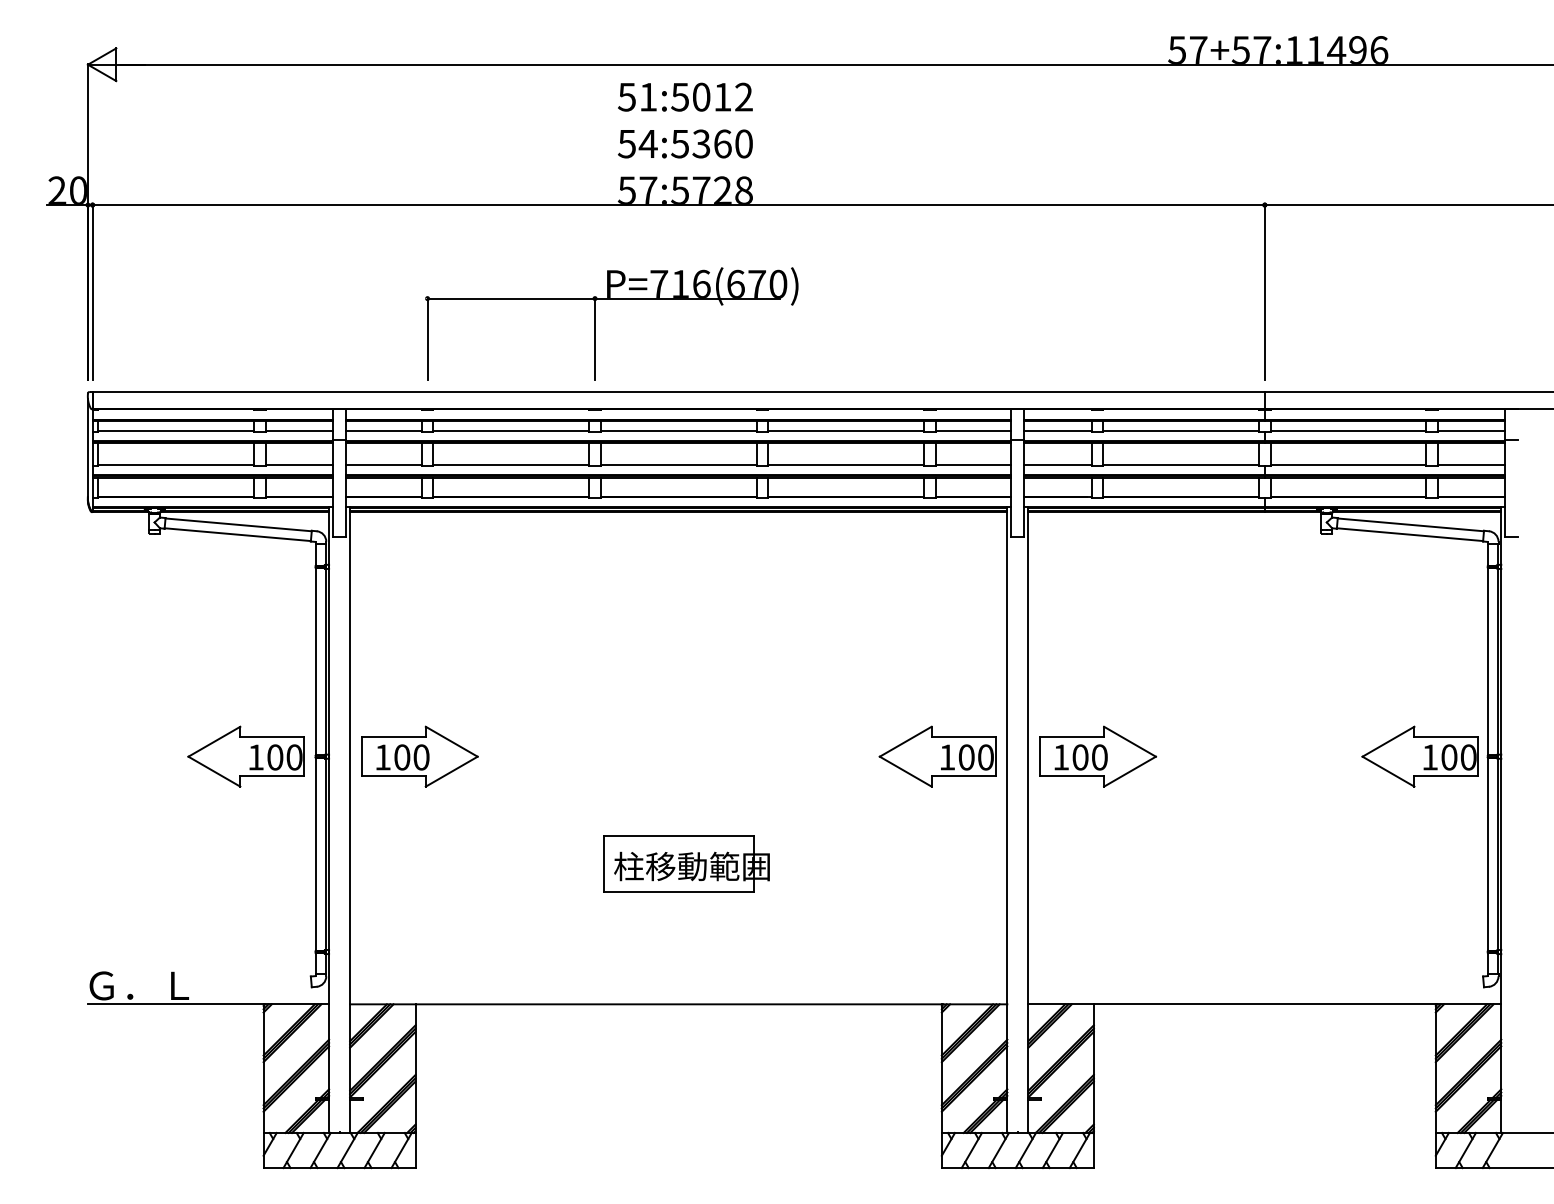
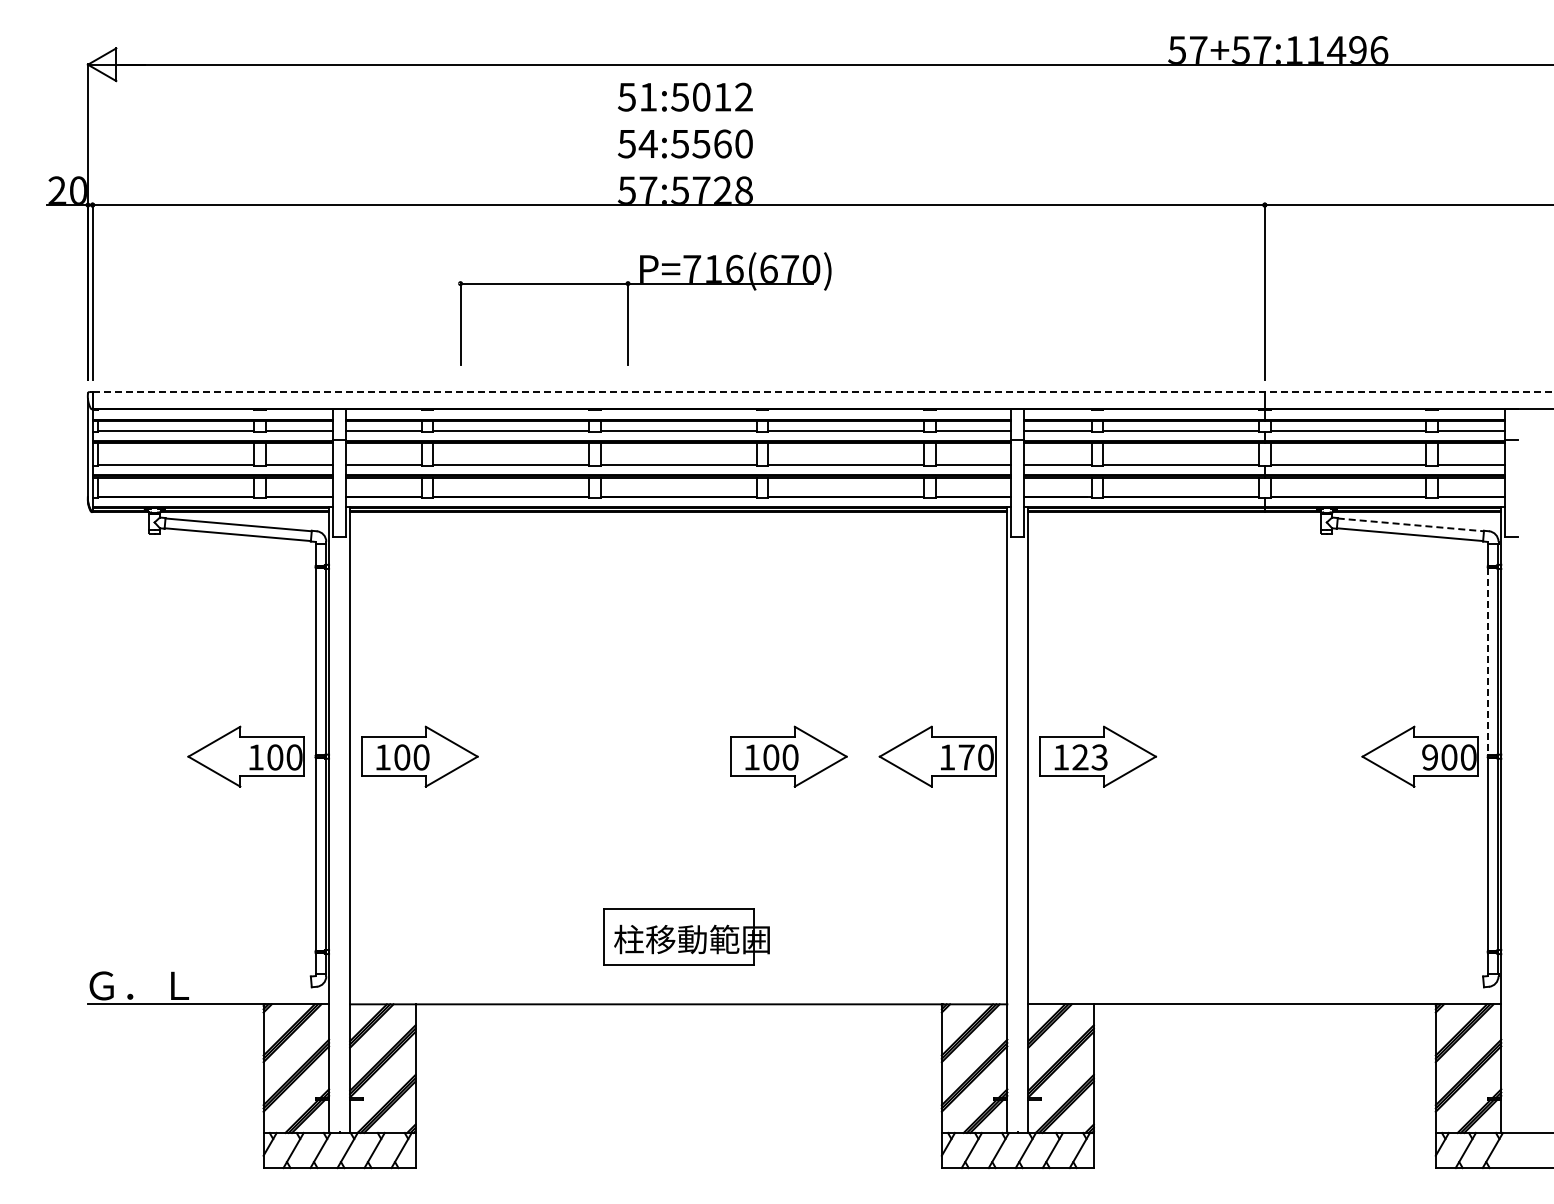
text: 54:5360 -> 54:5560 (701, 143)
part position: (595, 323) -> (628, 308) (628, 308)
line: solid -> dashed (823, 392)
line: solid -> dashed (1411, 524)
line: solid -> dashed (1488, 661)
part: none -> present (788, 756)
text: 100 -> 170 (966, 757)
text: 100 -> 123 (1089, 757)
text: 100 -> 900 (1429, 757)
part position: (686, 863) -> (686, 936) (686, 936)
